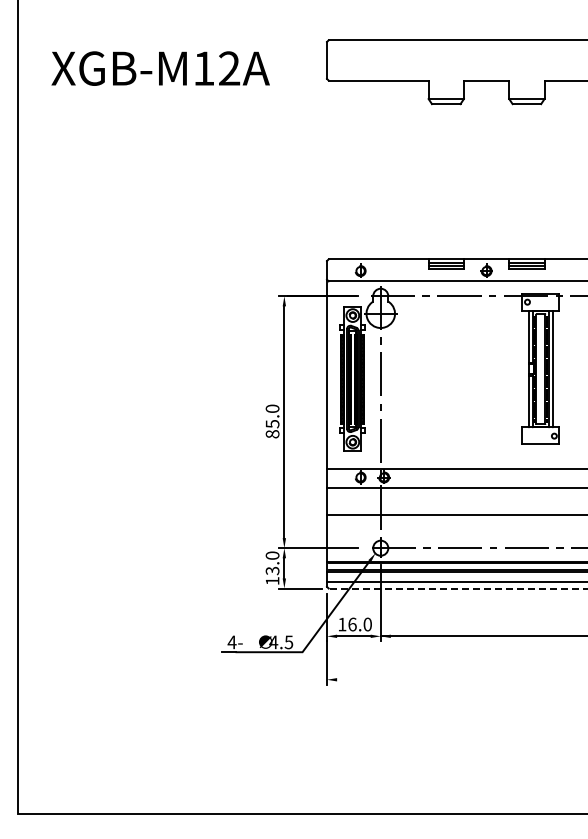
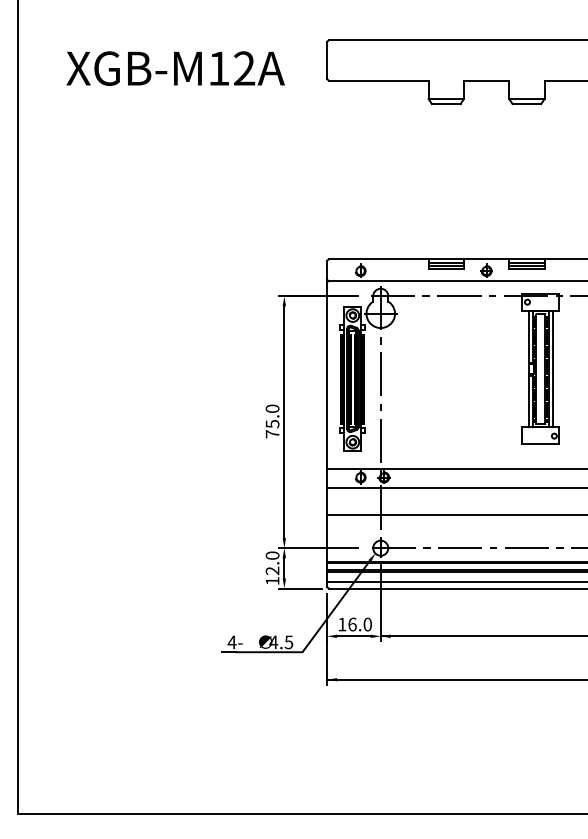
text position: (160, 68) -> (175, 68) (175, 68)
text: 85.0 -> 75.0 (272, 434)
text: 13.0 -> 12.0 (272, 570)
line: dashed -> solid (457, 588)
line: none -> present (455, 679)
